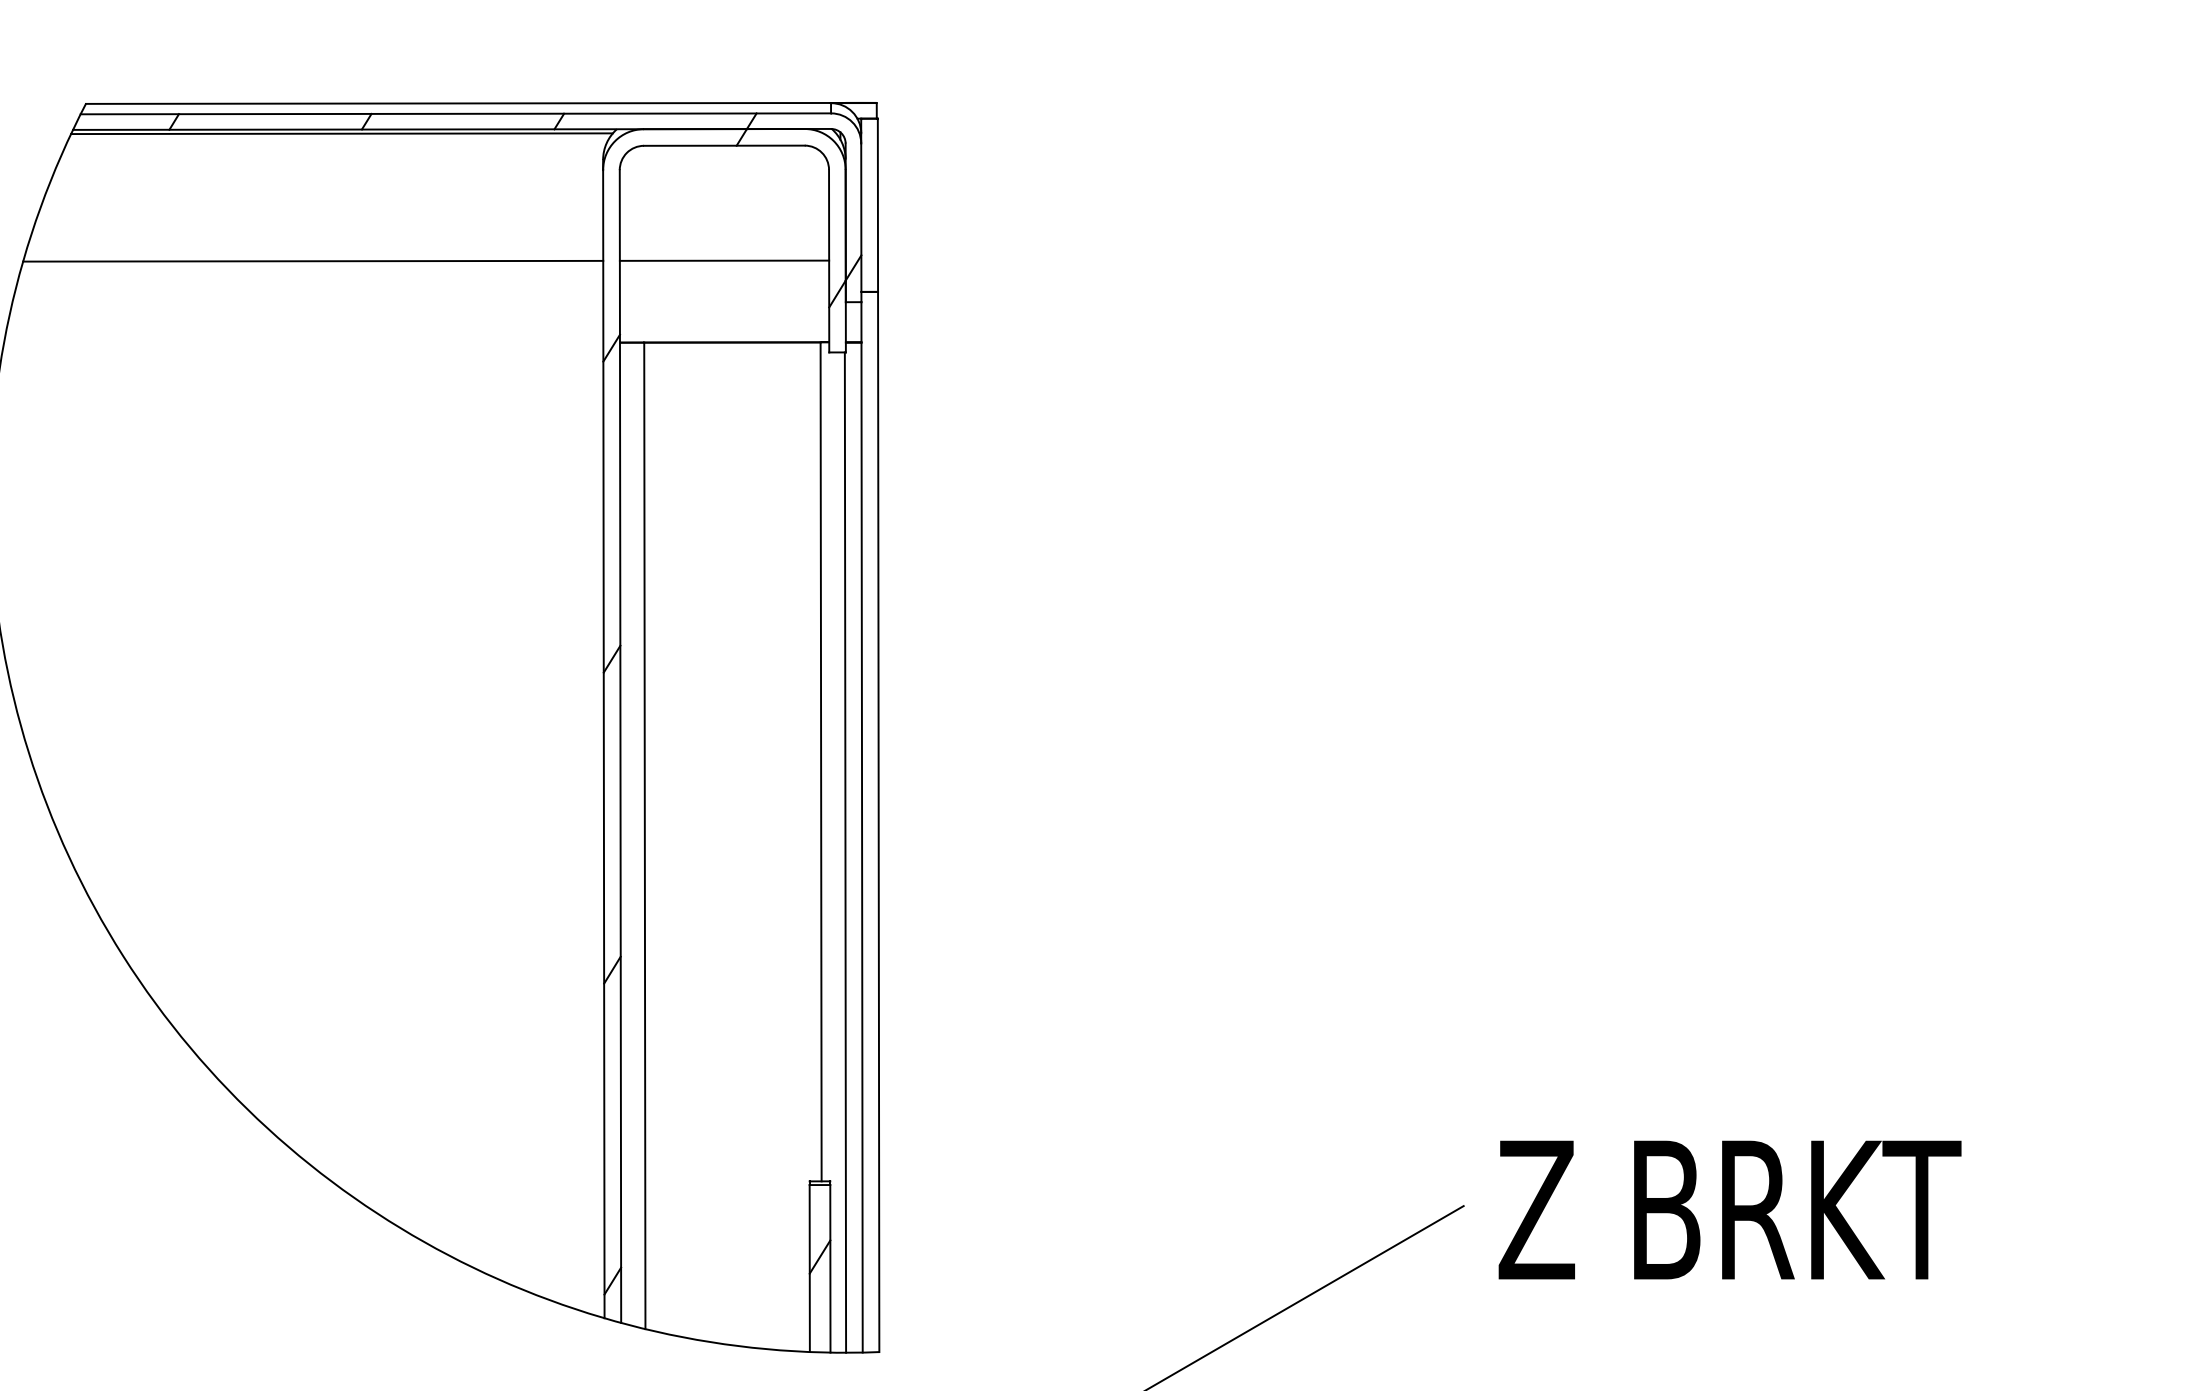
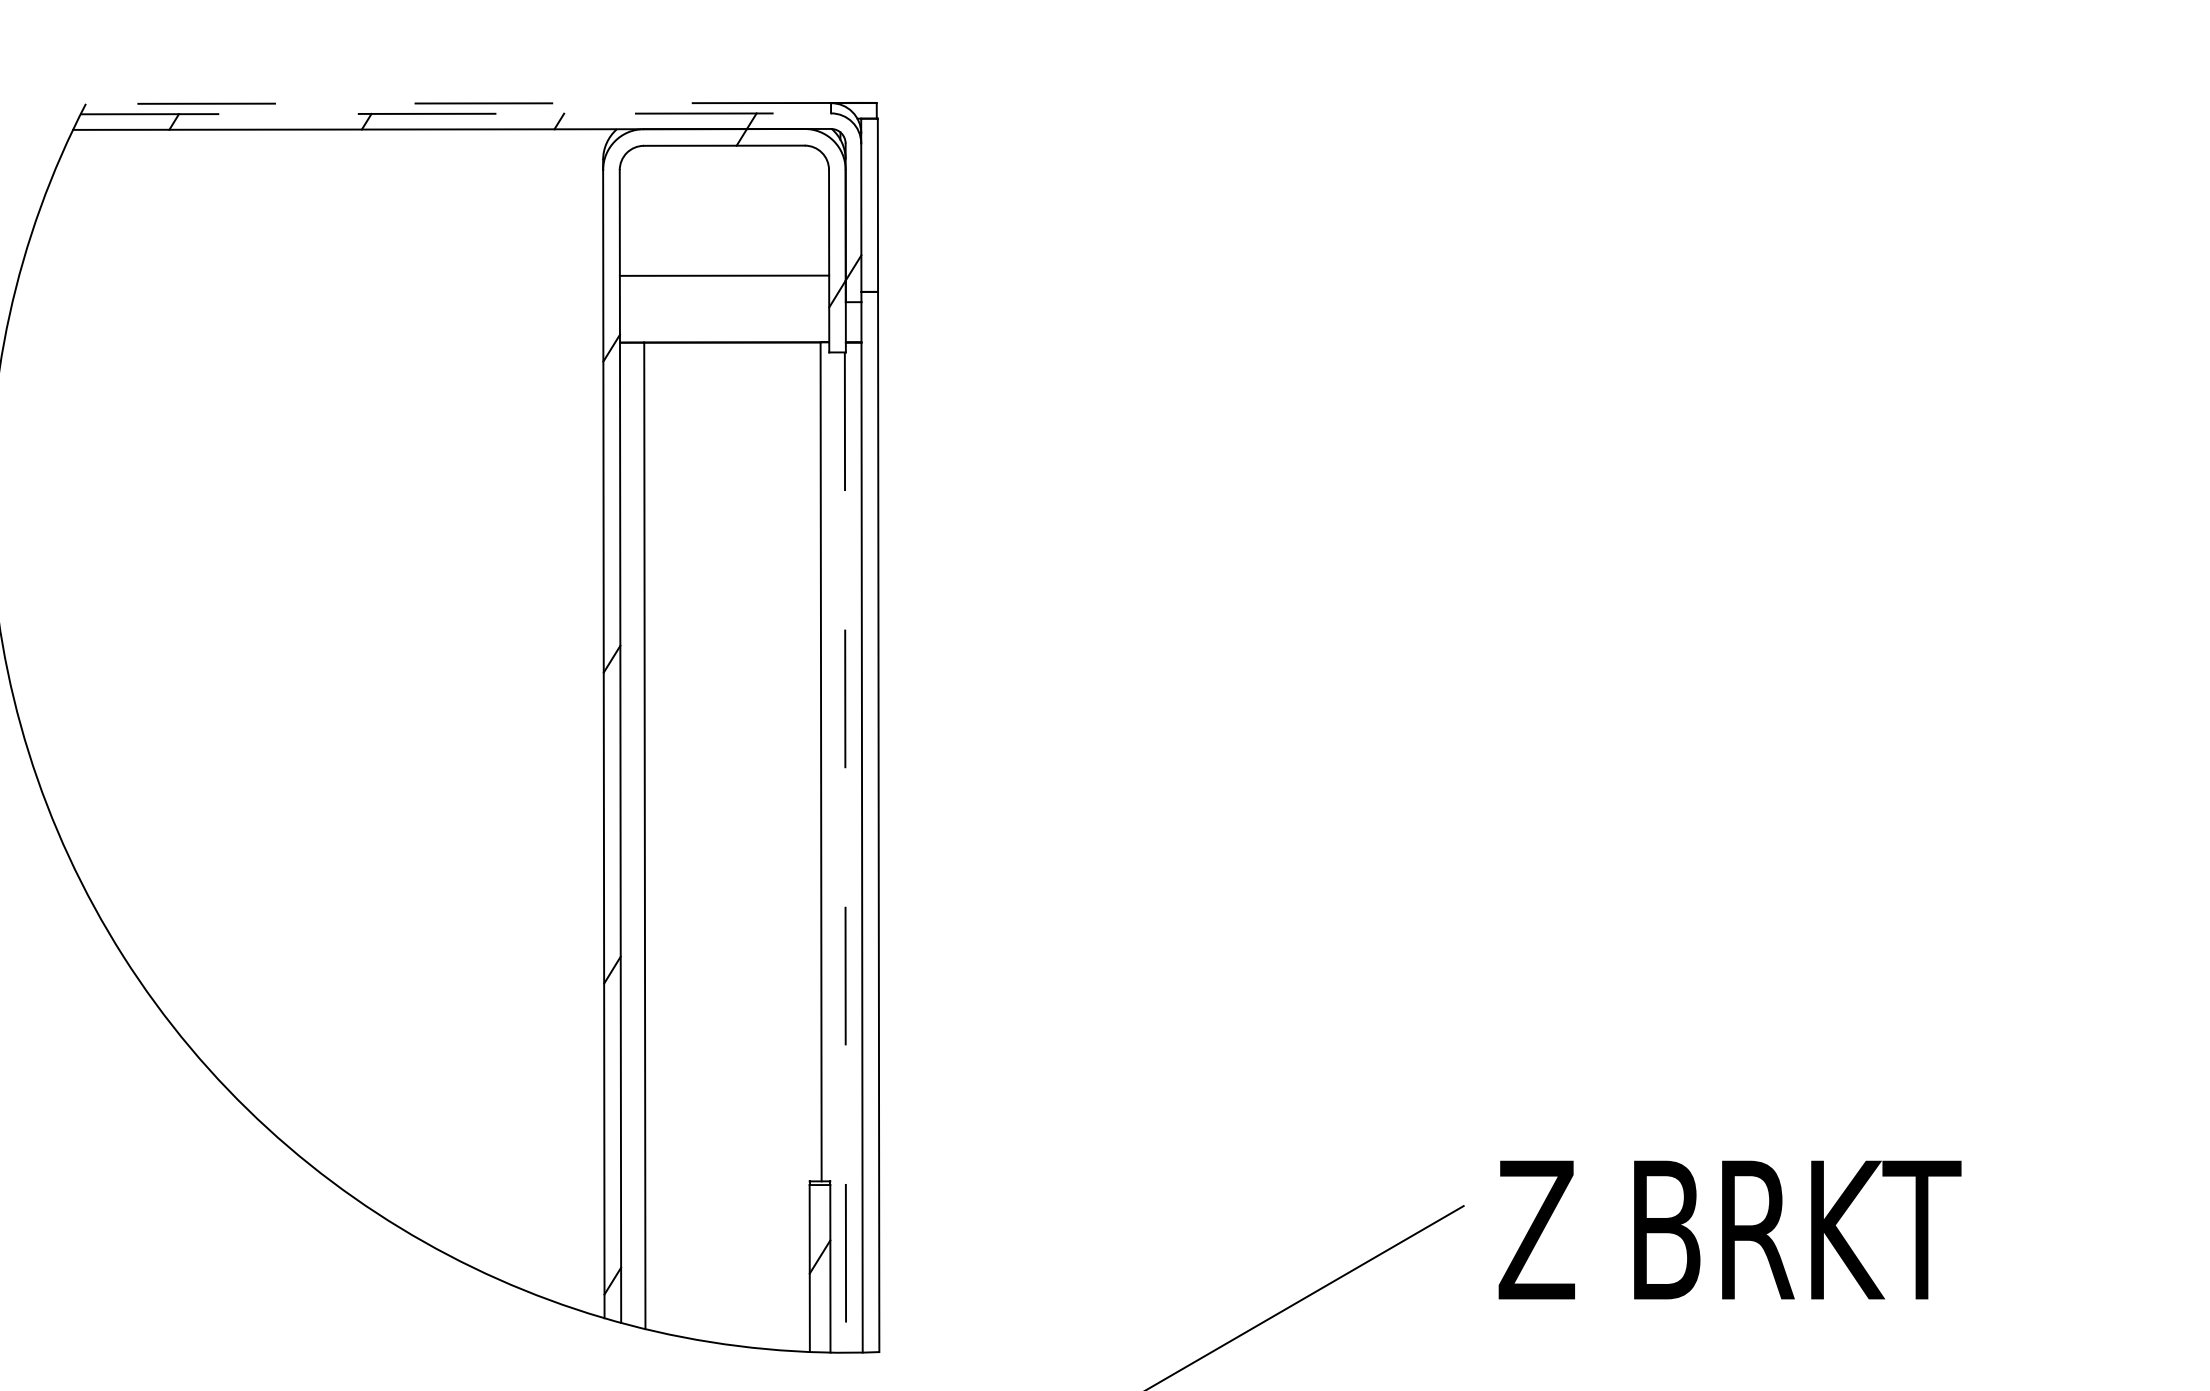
line: solid -> dashed (457, 103)
line: solid -> dashed (456, 113)
line: present -> none (341, 133)
line: present -> none (313, 260)
line position: (724, 260) -> (724, 275) (724, 275)
line: solid -> dashed (845, 853)
text position: (1729, 1209) -> (1729, 1229) (1729, 1229)
